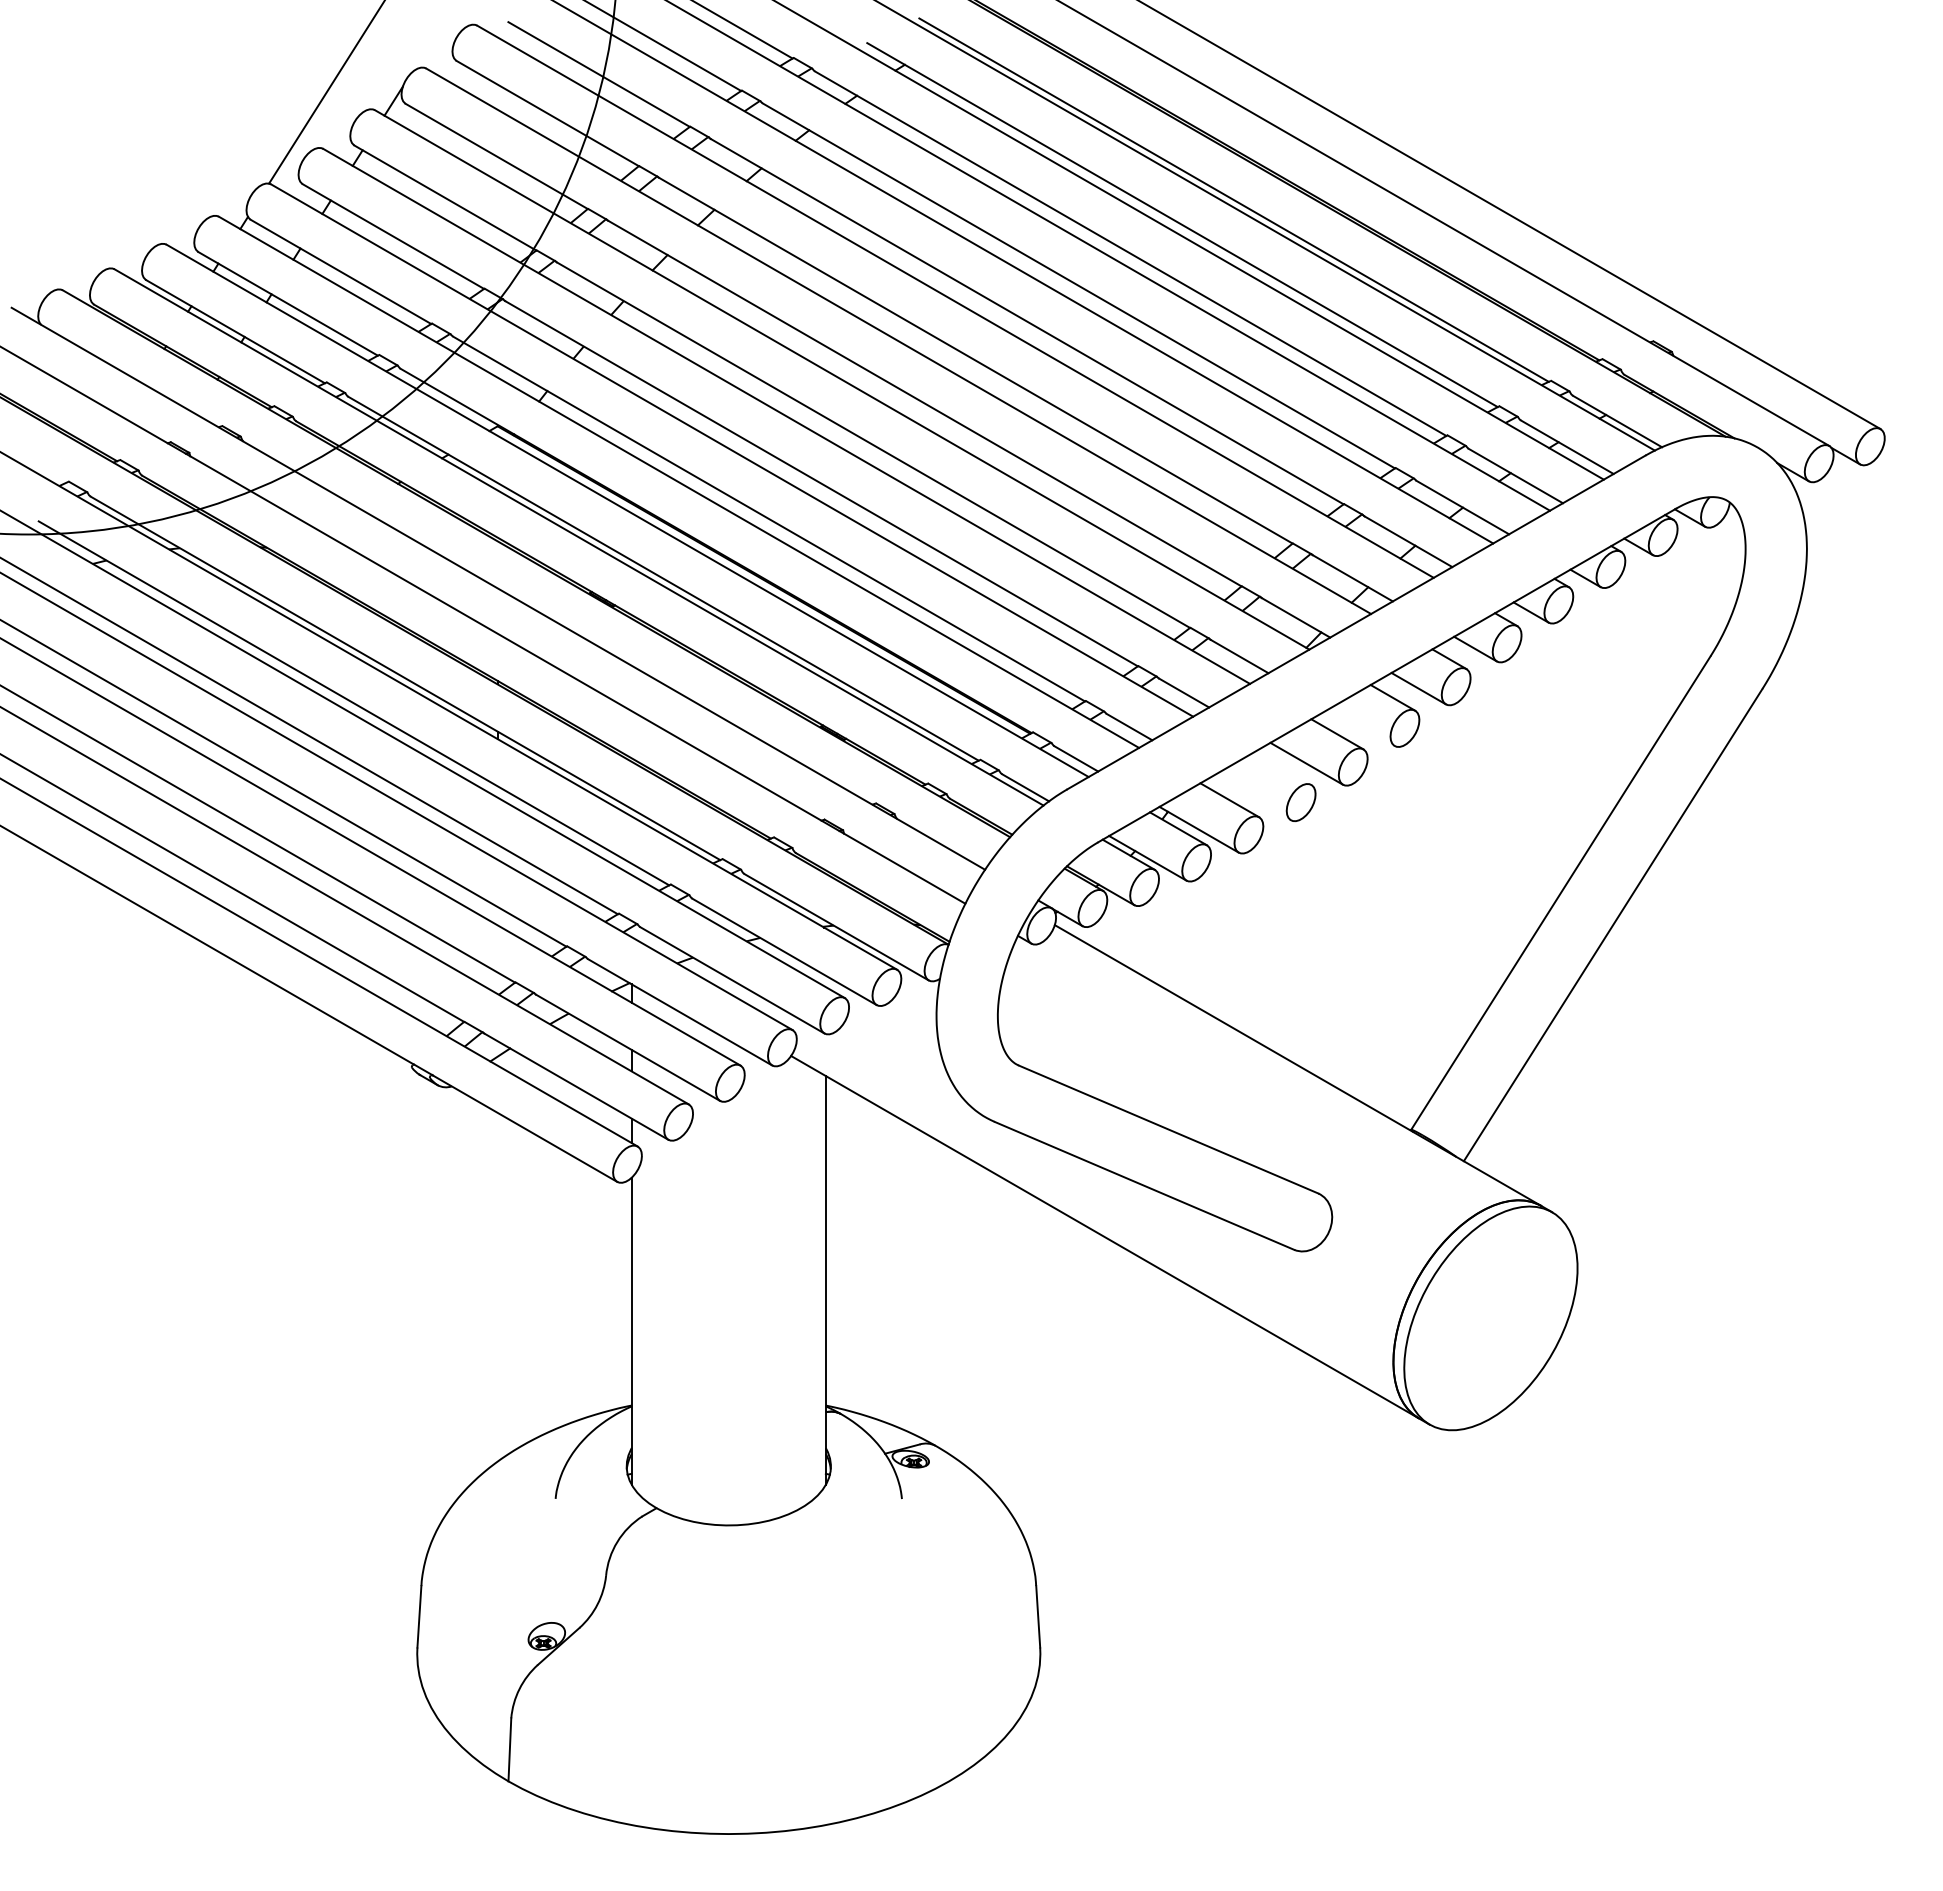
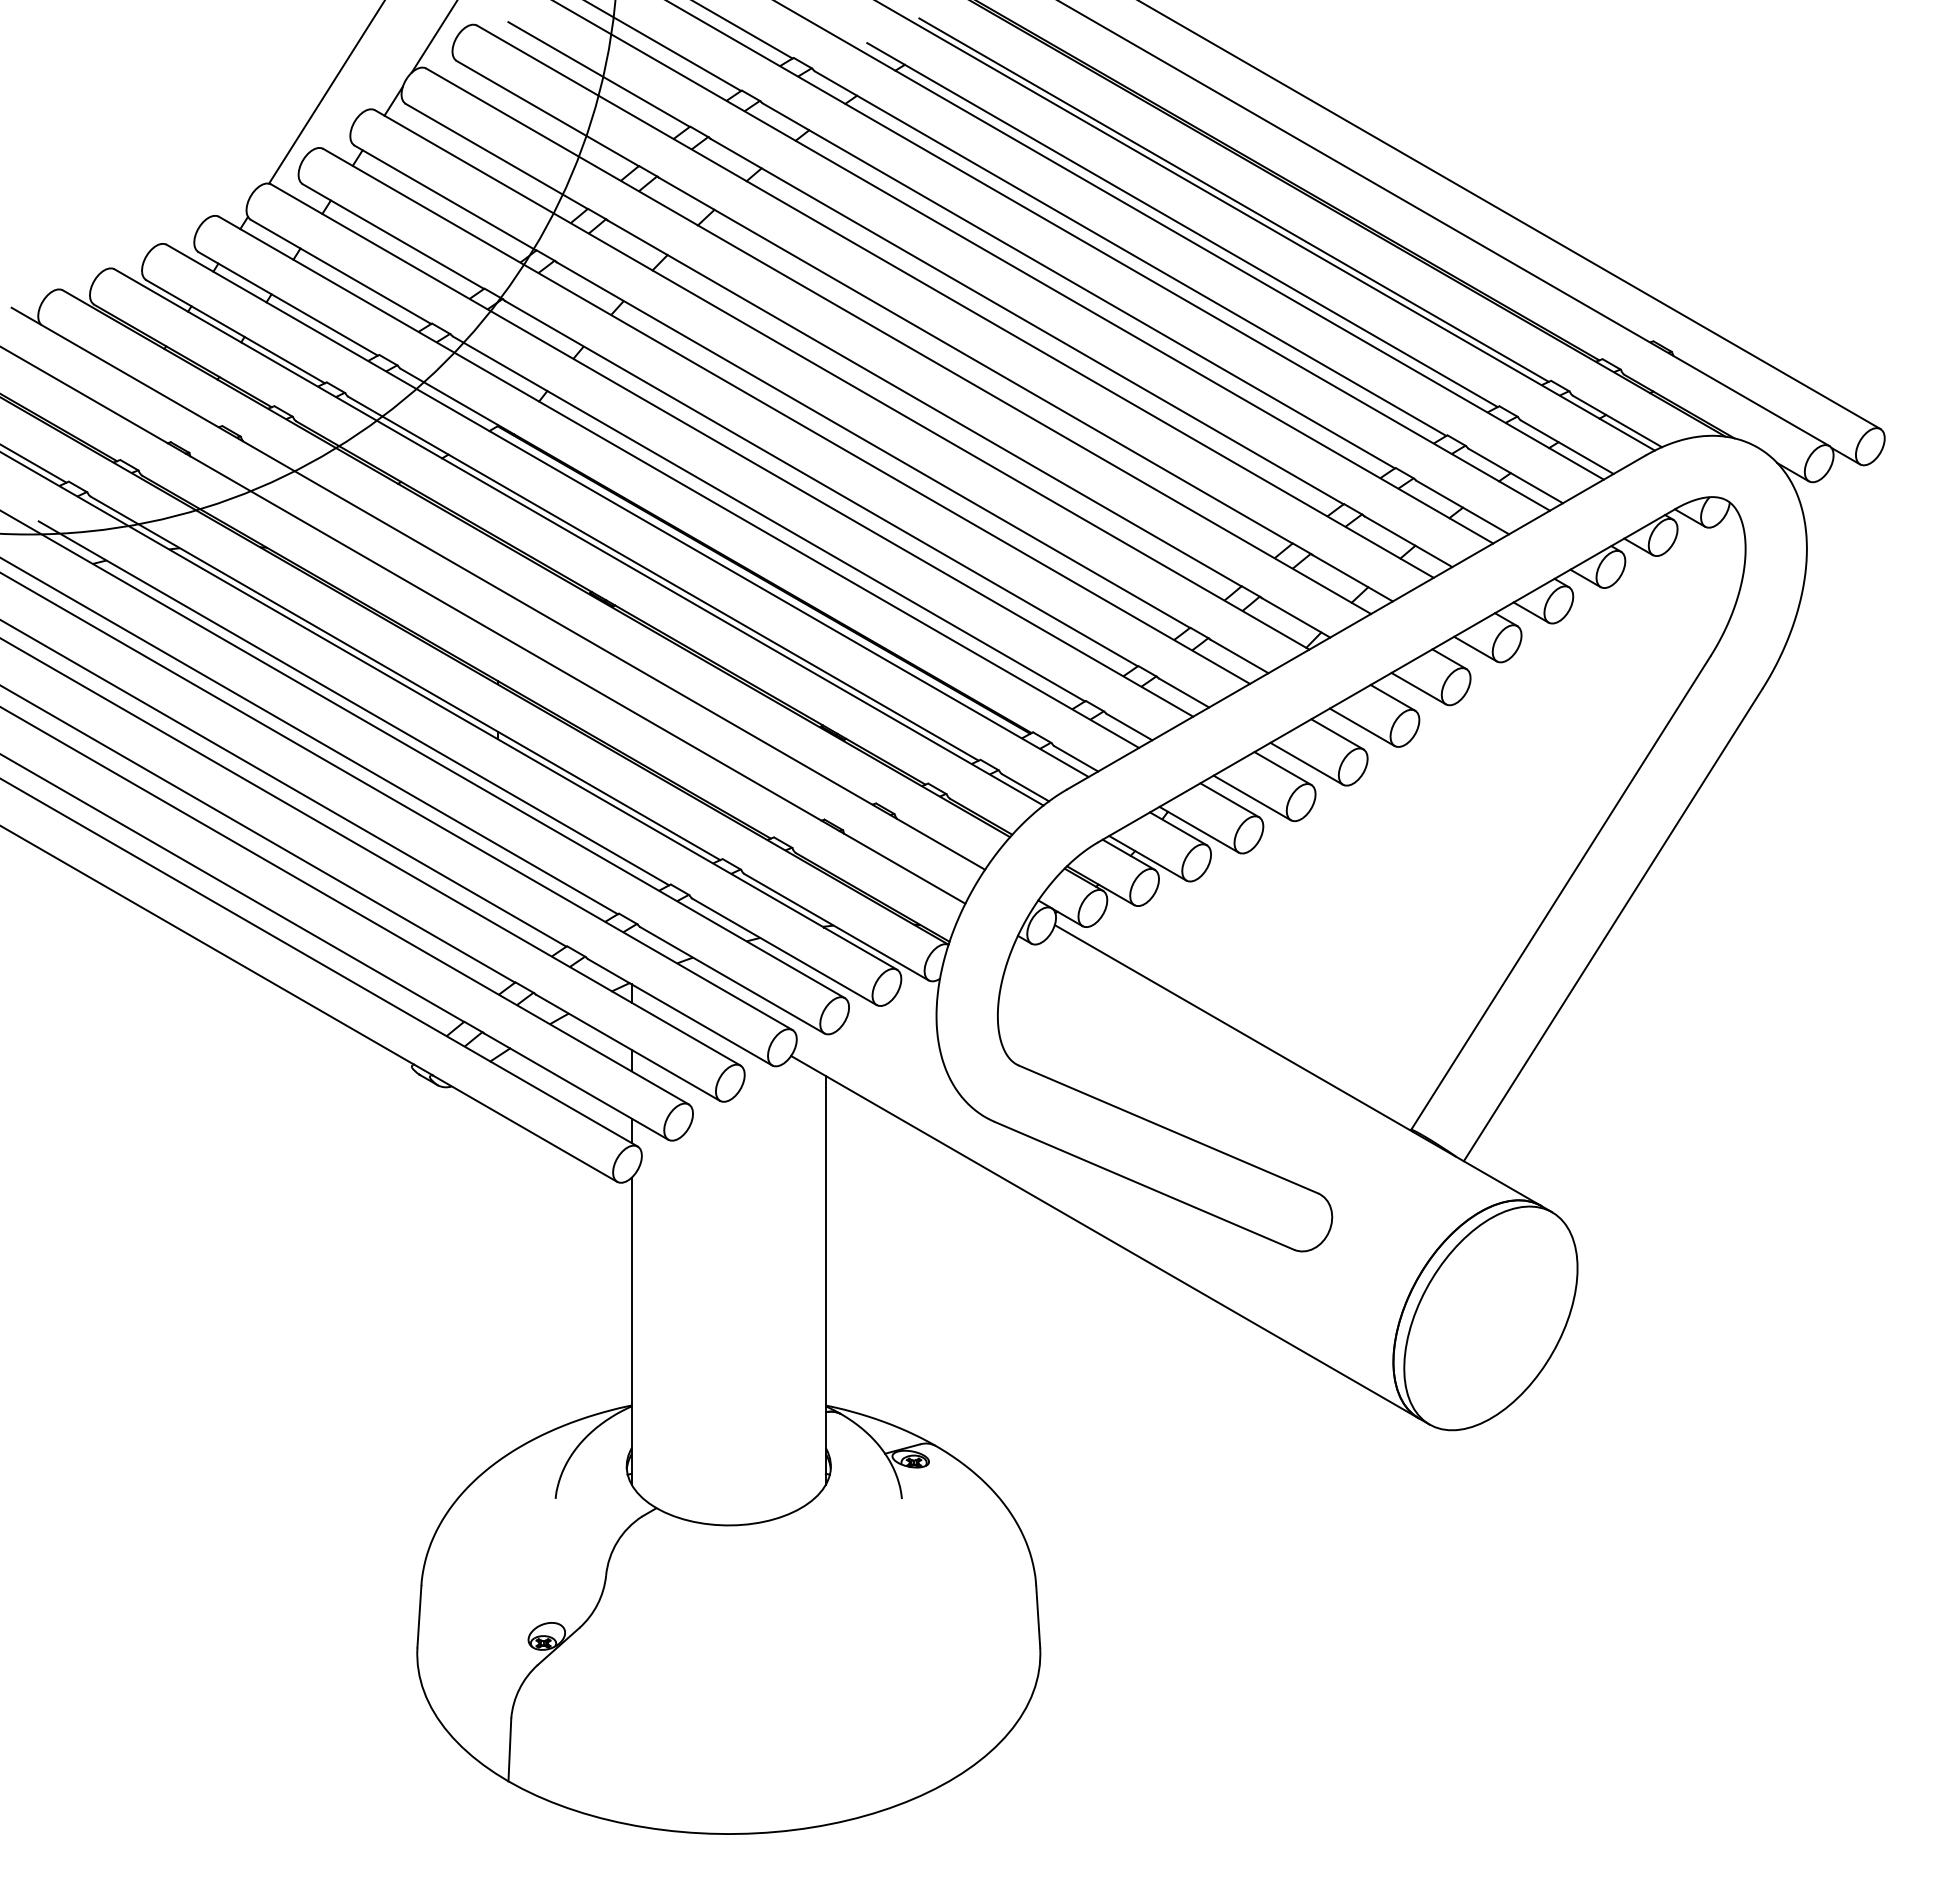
line: none -> present (433, 37)
line: none -> present (34, 463)
line: none -> present (1361, 727)
line: none -> present (1282, 768)
line: none -> present (1251, 797)
